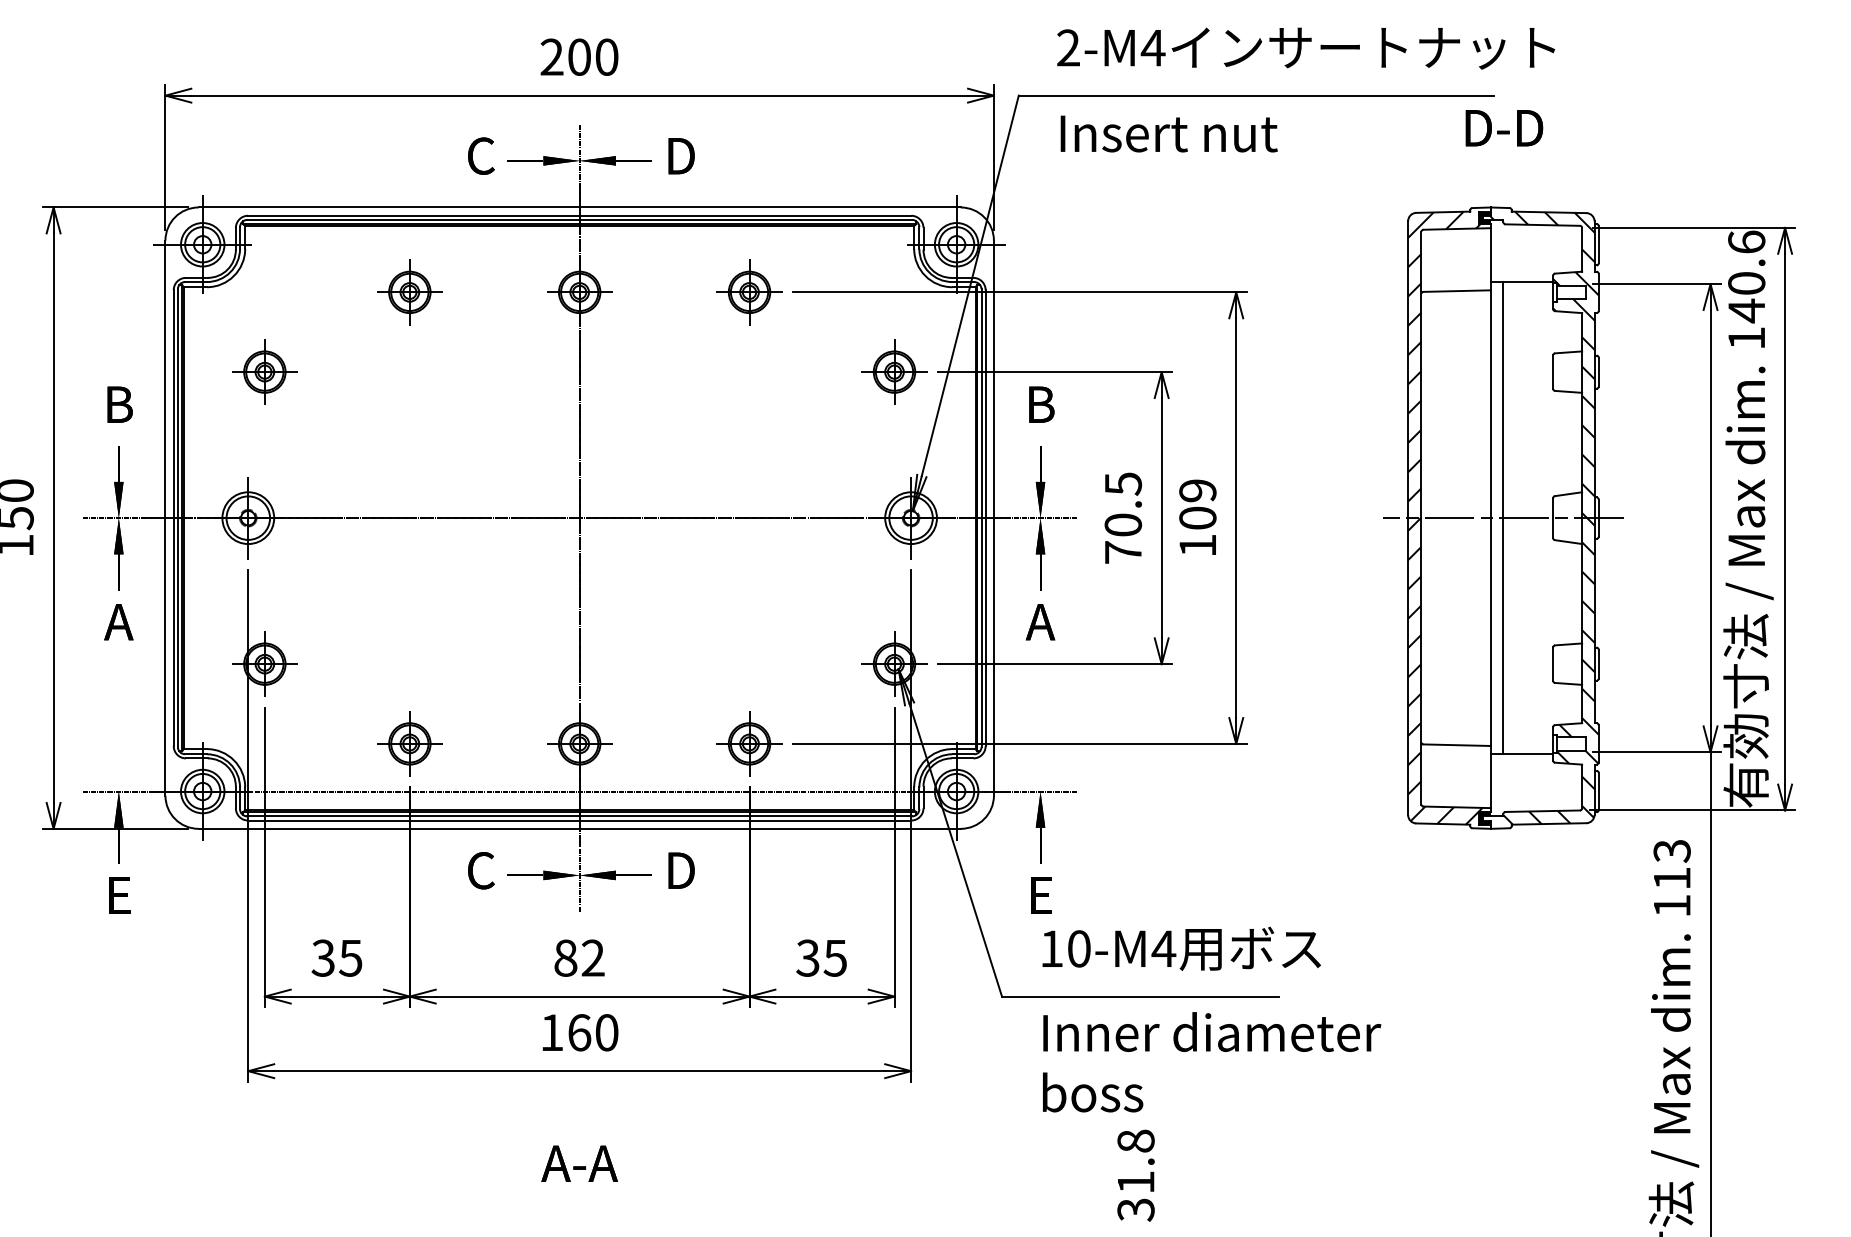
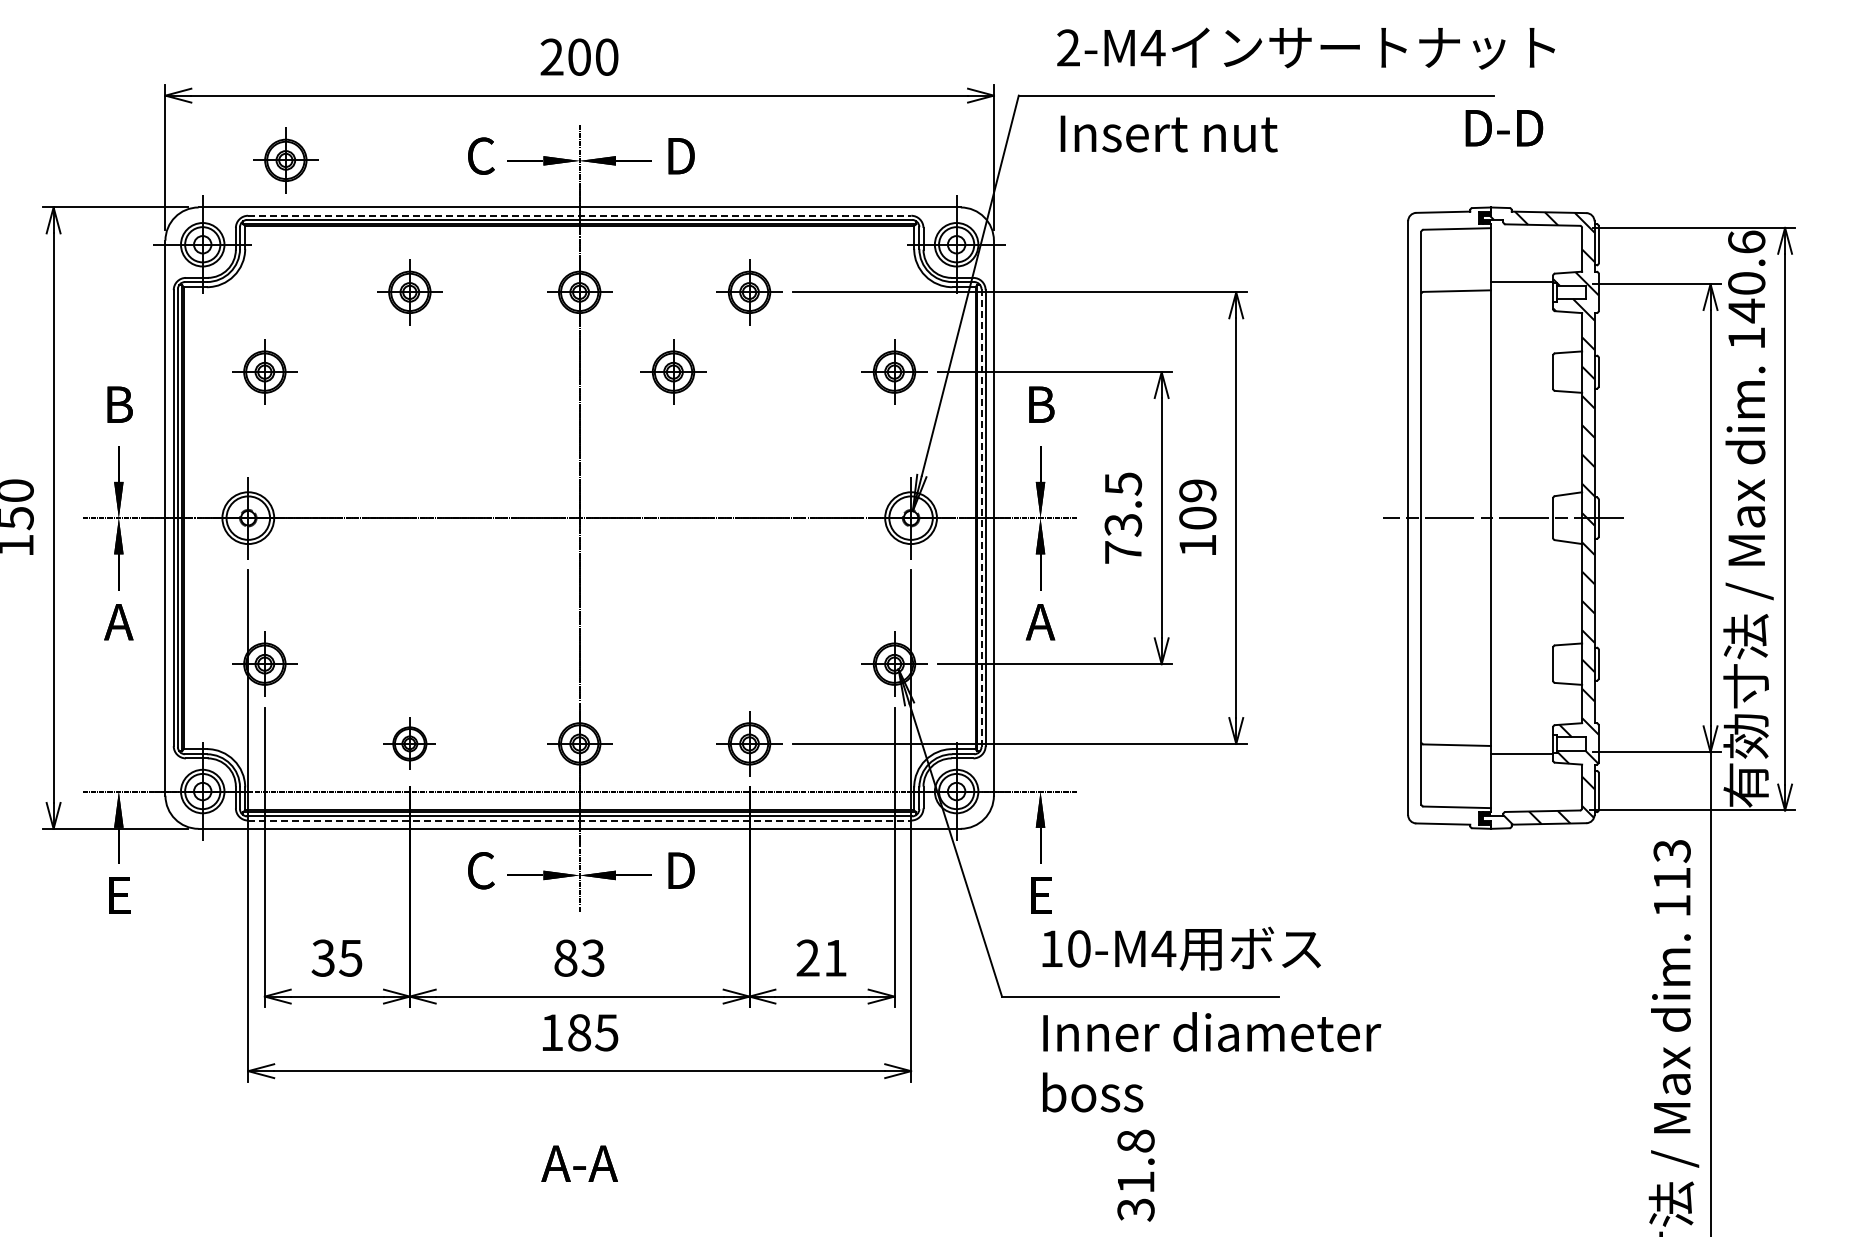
part: none -> present (285, 160)
line: solid -> dashed (579, 215)
part: none -> present (673, 371)
line: solid -> dashed (981, 518)
line: present -> none (1503, 518)
hatch: present -> none (1449, 519)
text: 70.5 -> 73.5 (1122, 524)
part size: 66x66 px -> 53x53 px (409, 743)
line: solid -> dashed (579, 820)
text: 82 -> 83 (592, 957)
text: 35 -> 21 (821, 957)
text: 160 -> 185 (593, 1032)
